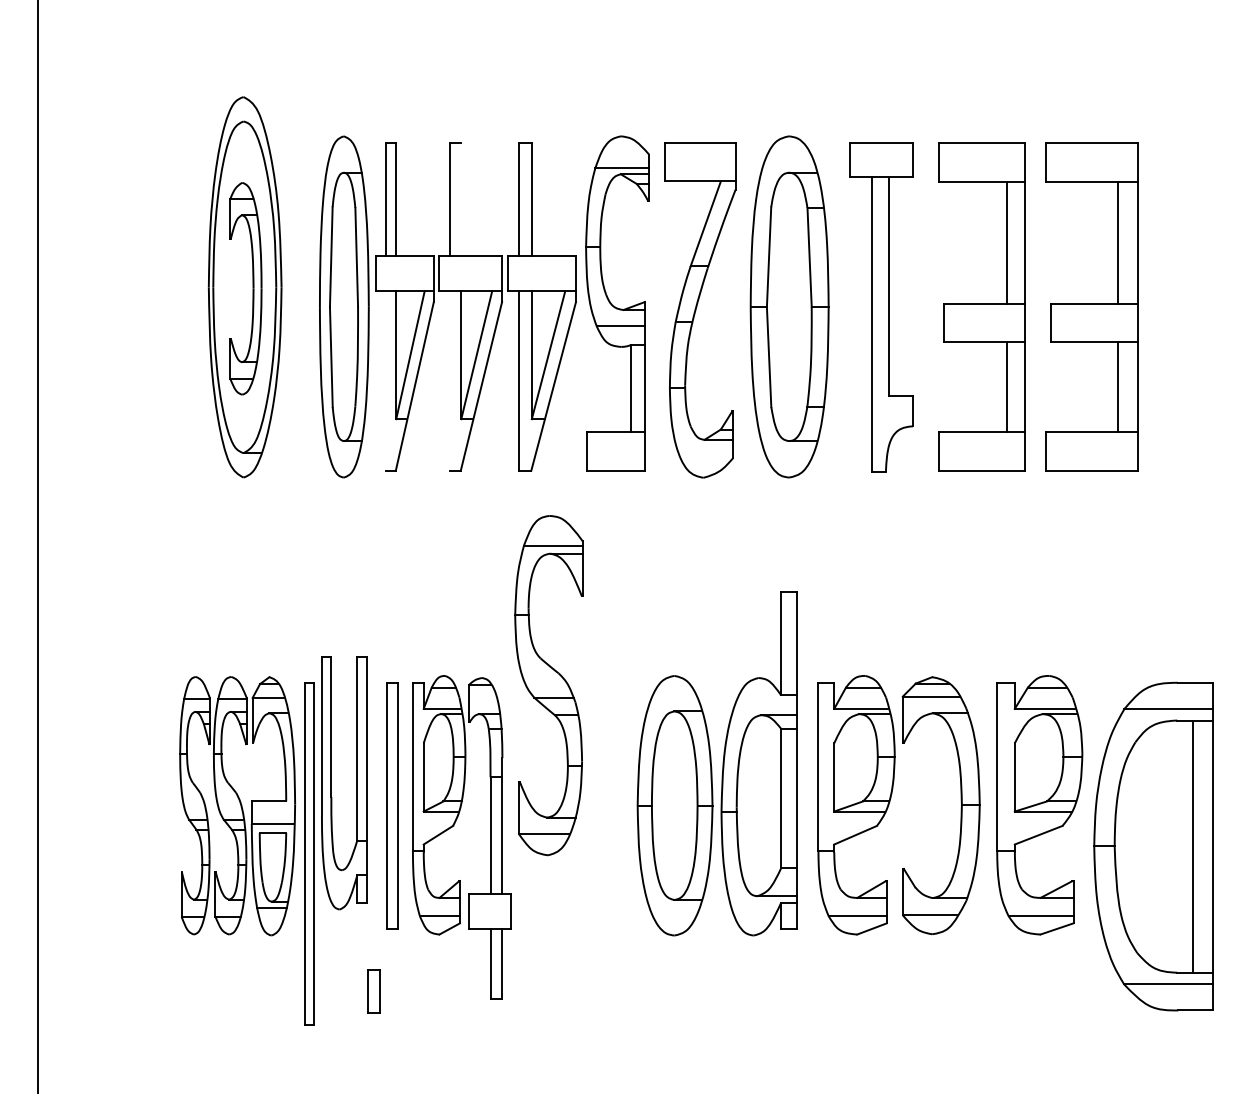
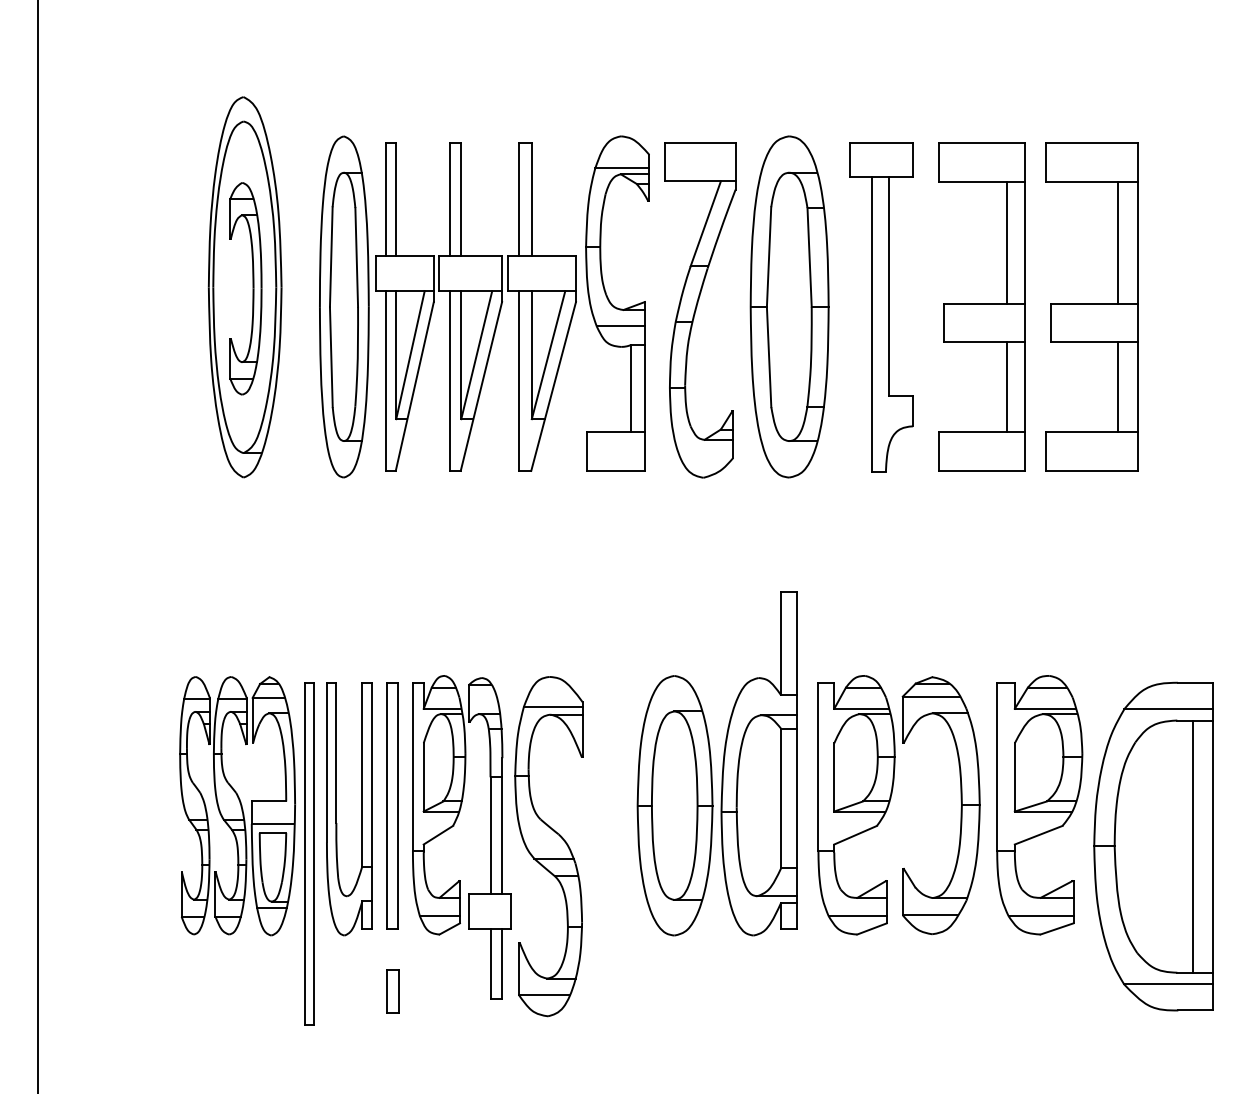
line: none -> present (461, 199)
line: none -> present (385, 380)
line: none -> present (449, 380)
part position: (548, 685) -> (548, 846) (548, 846)
part position: (356, 783) -> (361, 809) (361, 809)
part position: (373, 991) -> (392, 991) (392, 991)
